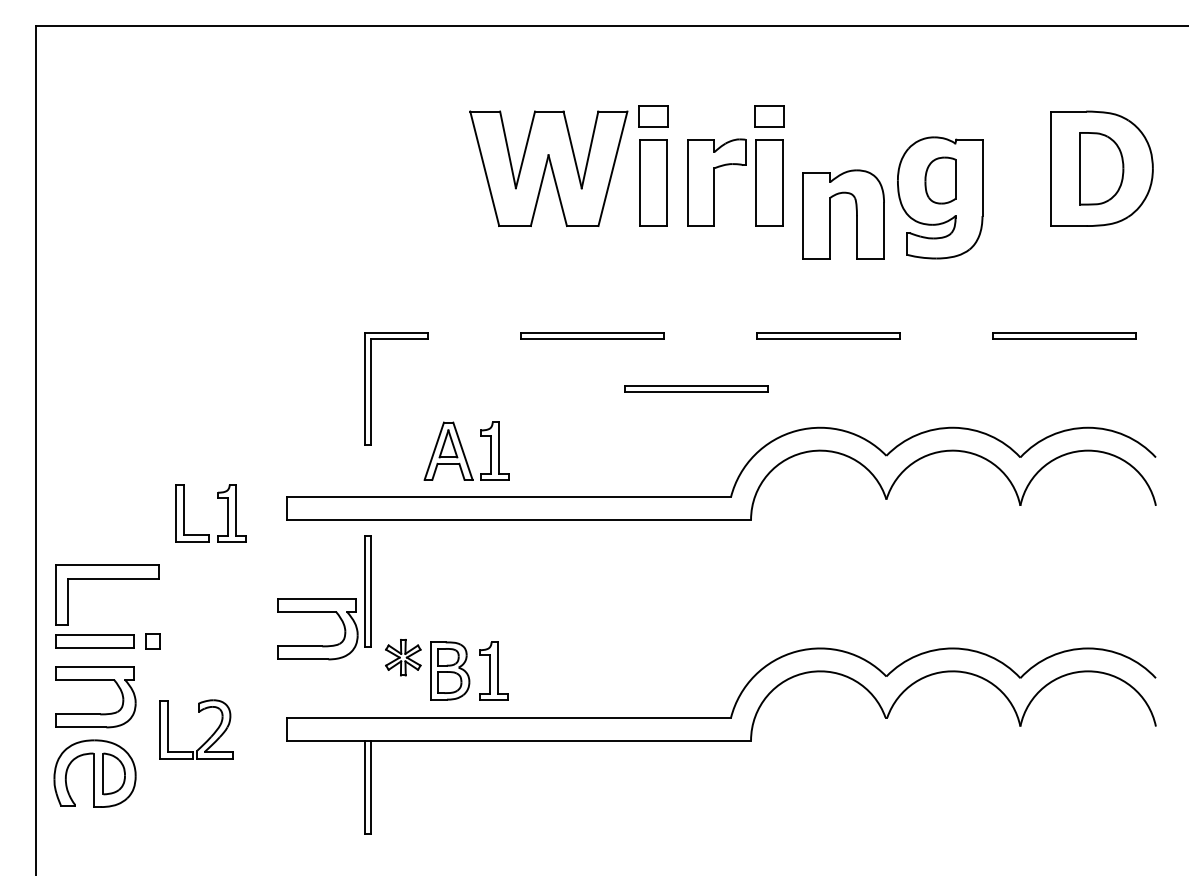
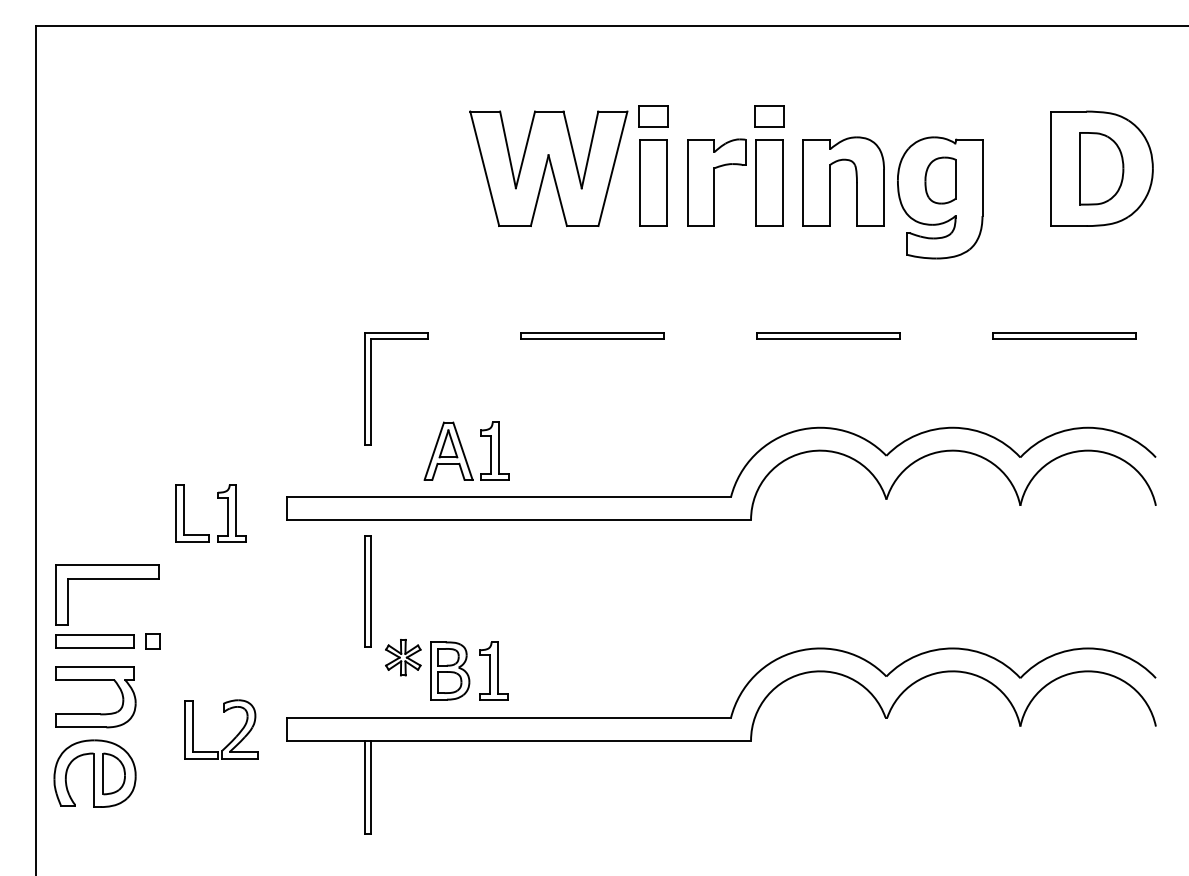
part position: (855, 209) -> (855, 176) (855, 176)
part: present -> none (696, 388)
part: present -> none (317, 645)
part position: (207, 739) -> (232, 739) (232, 739)
